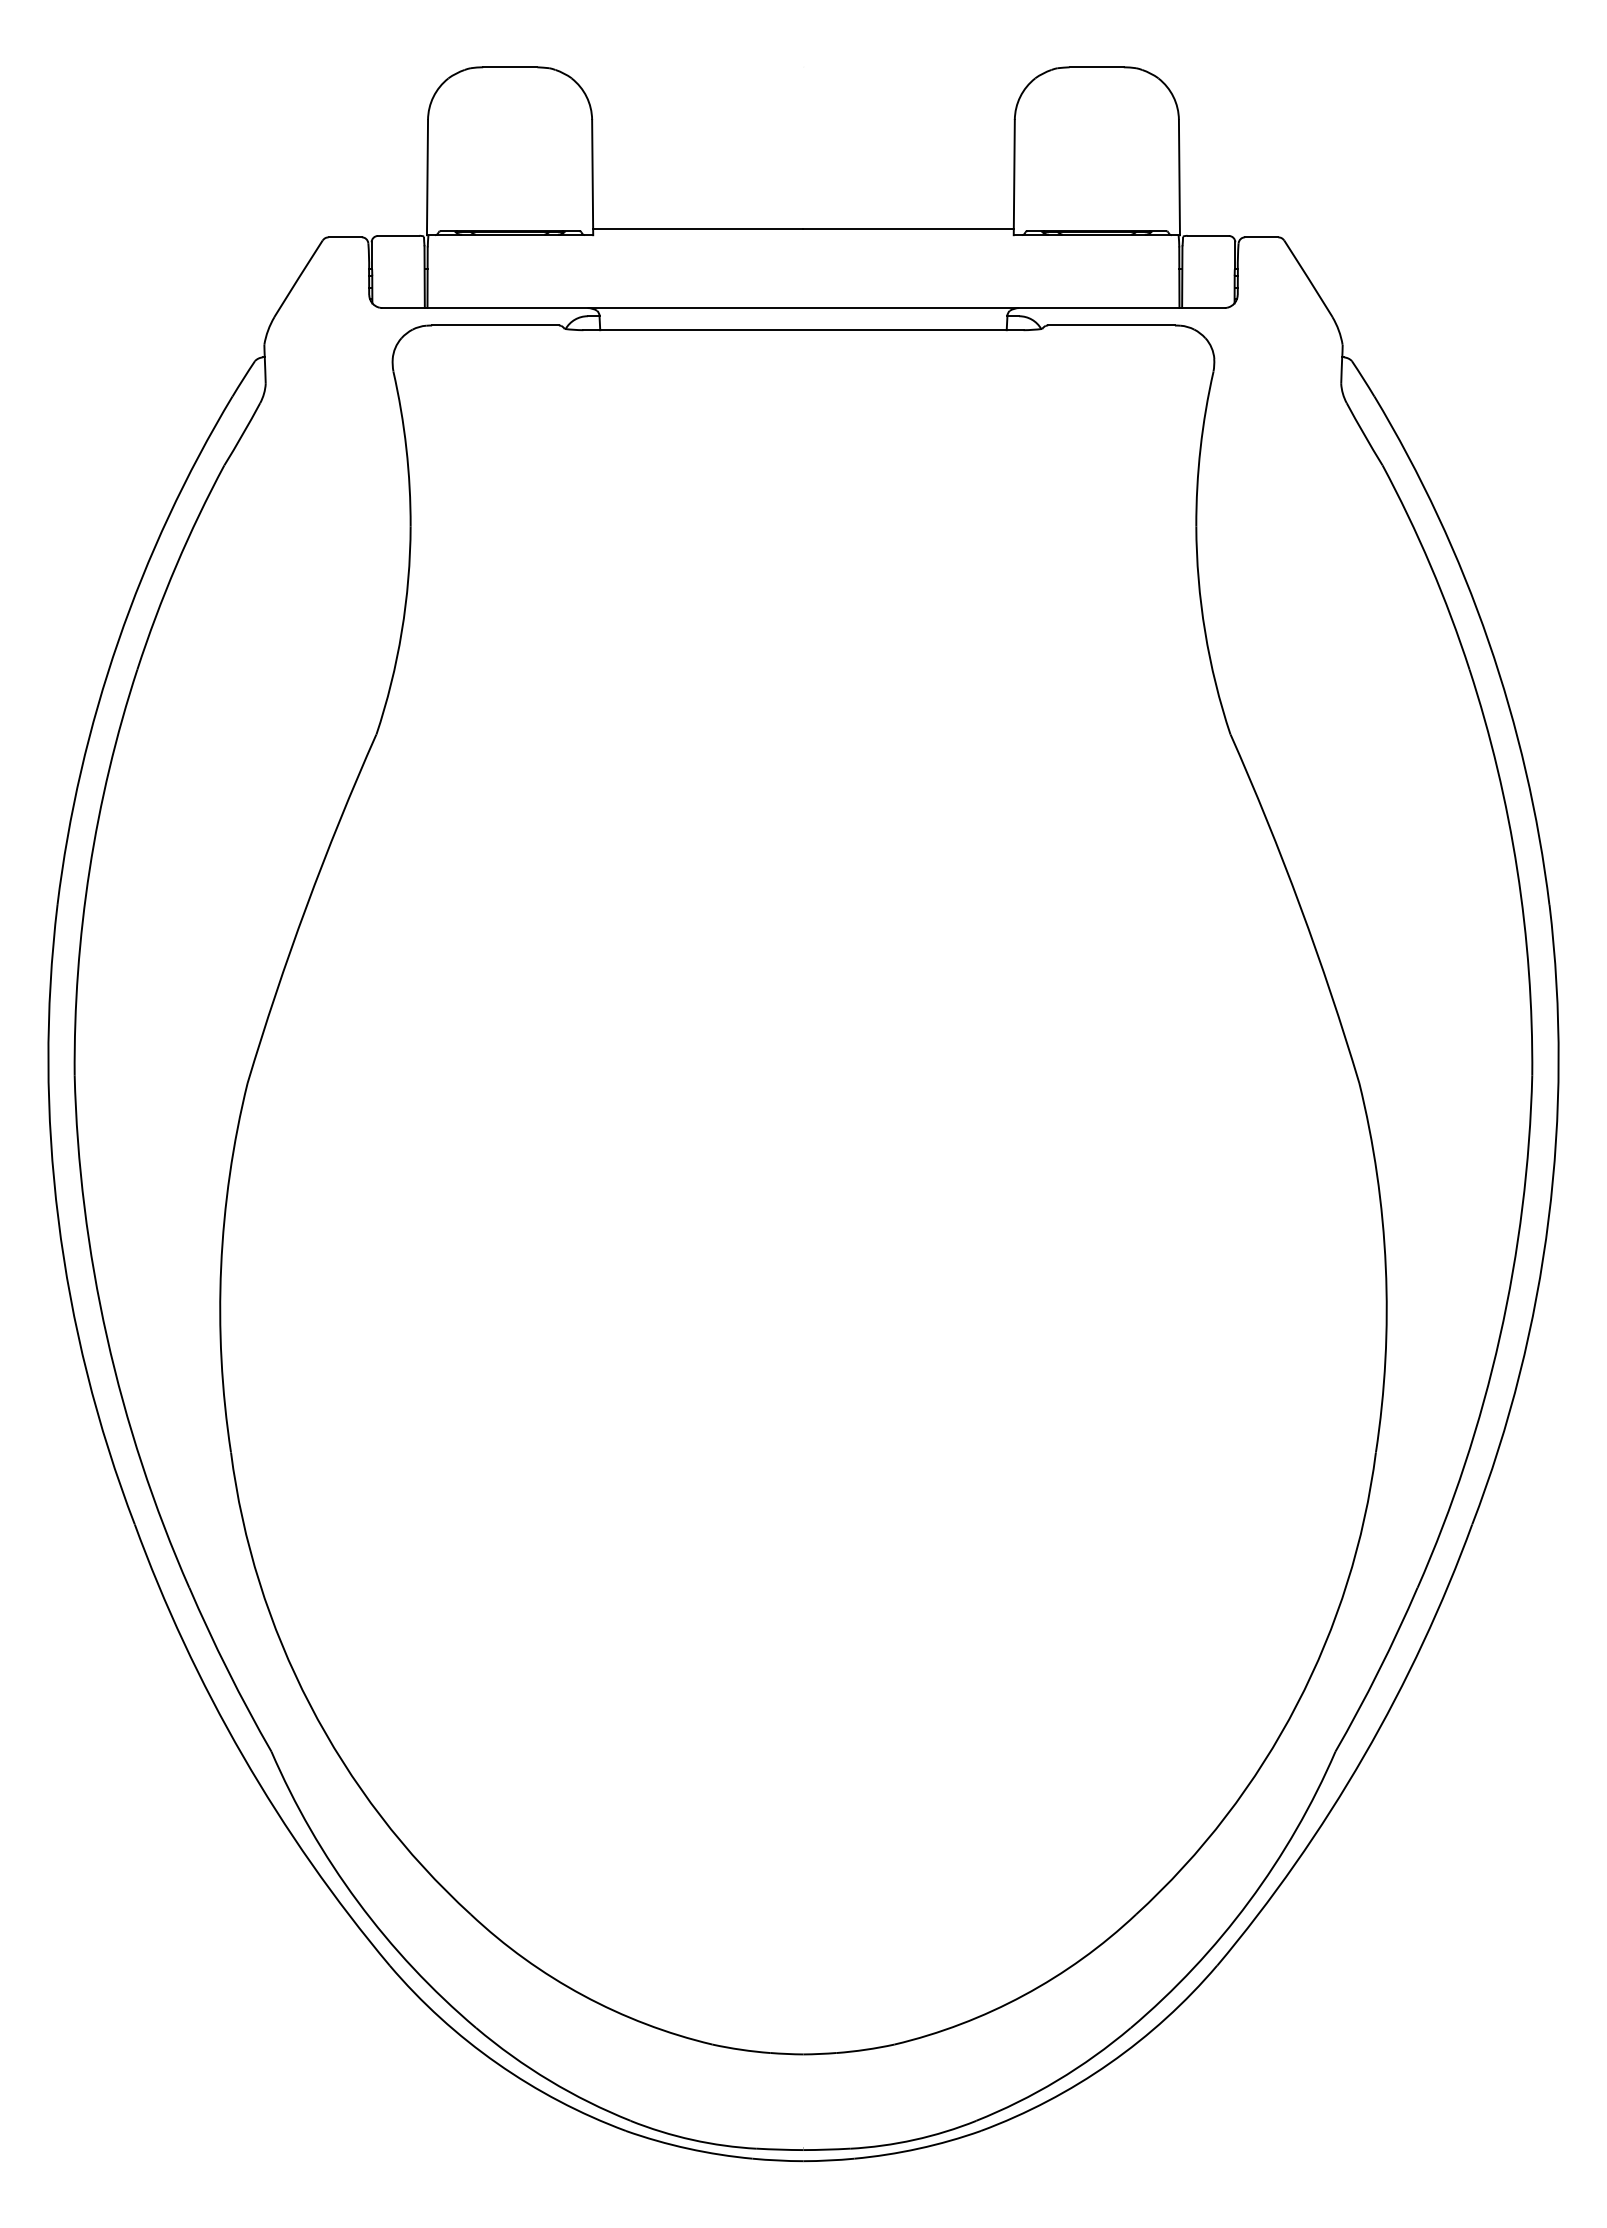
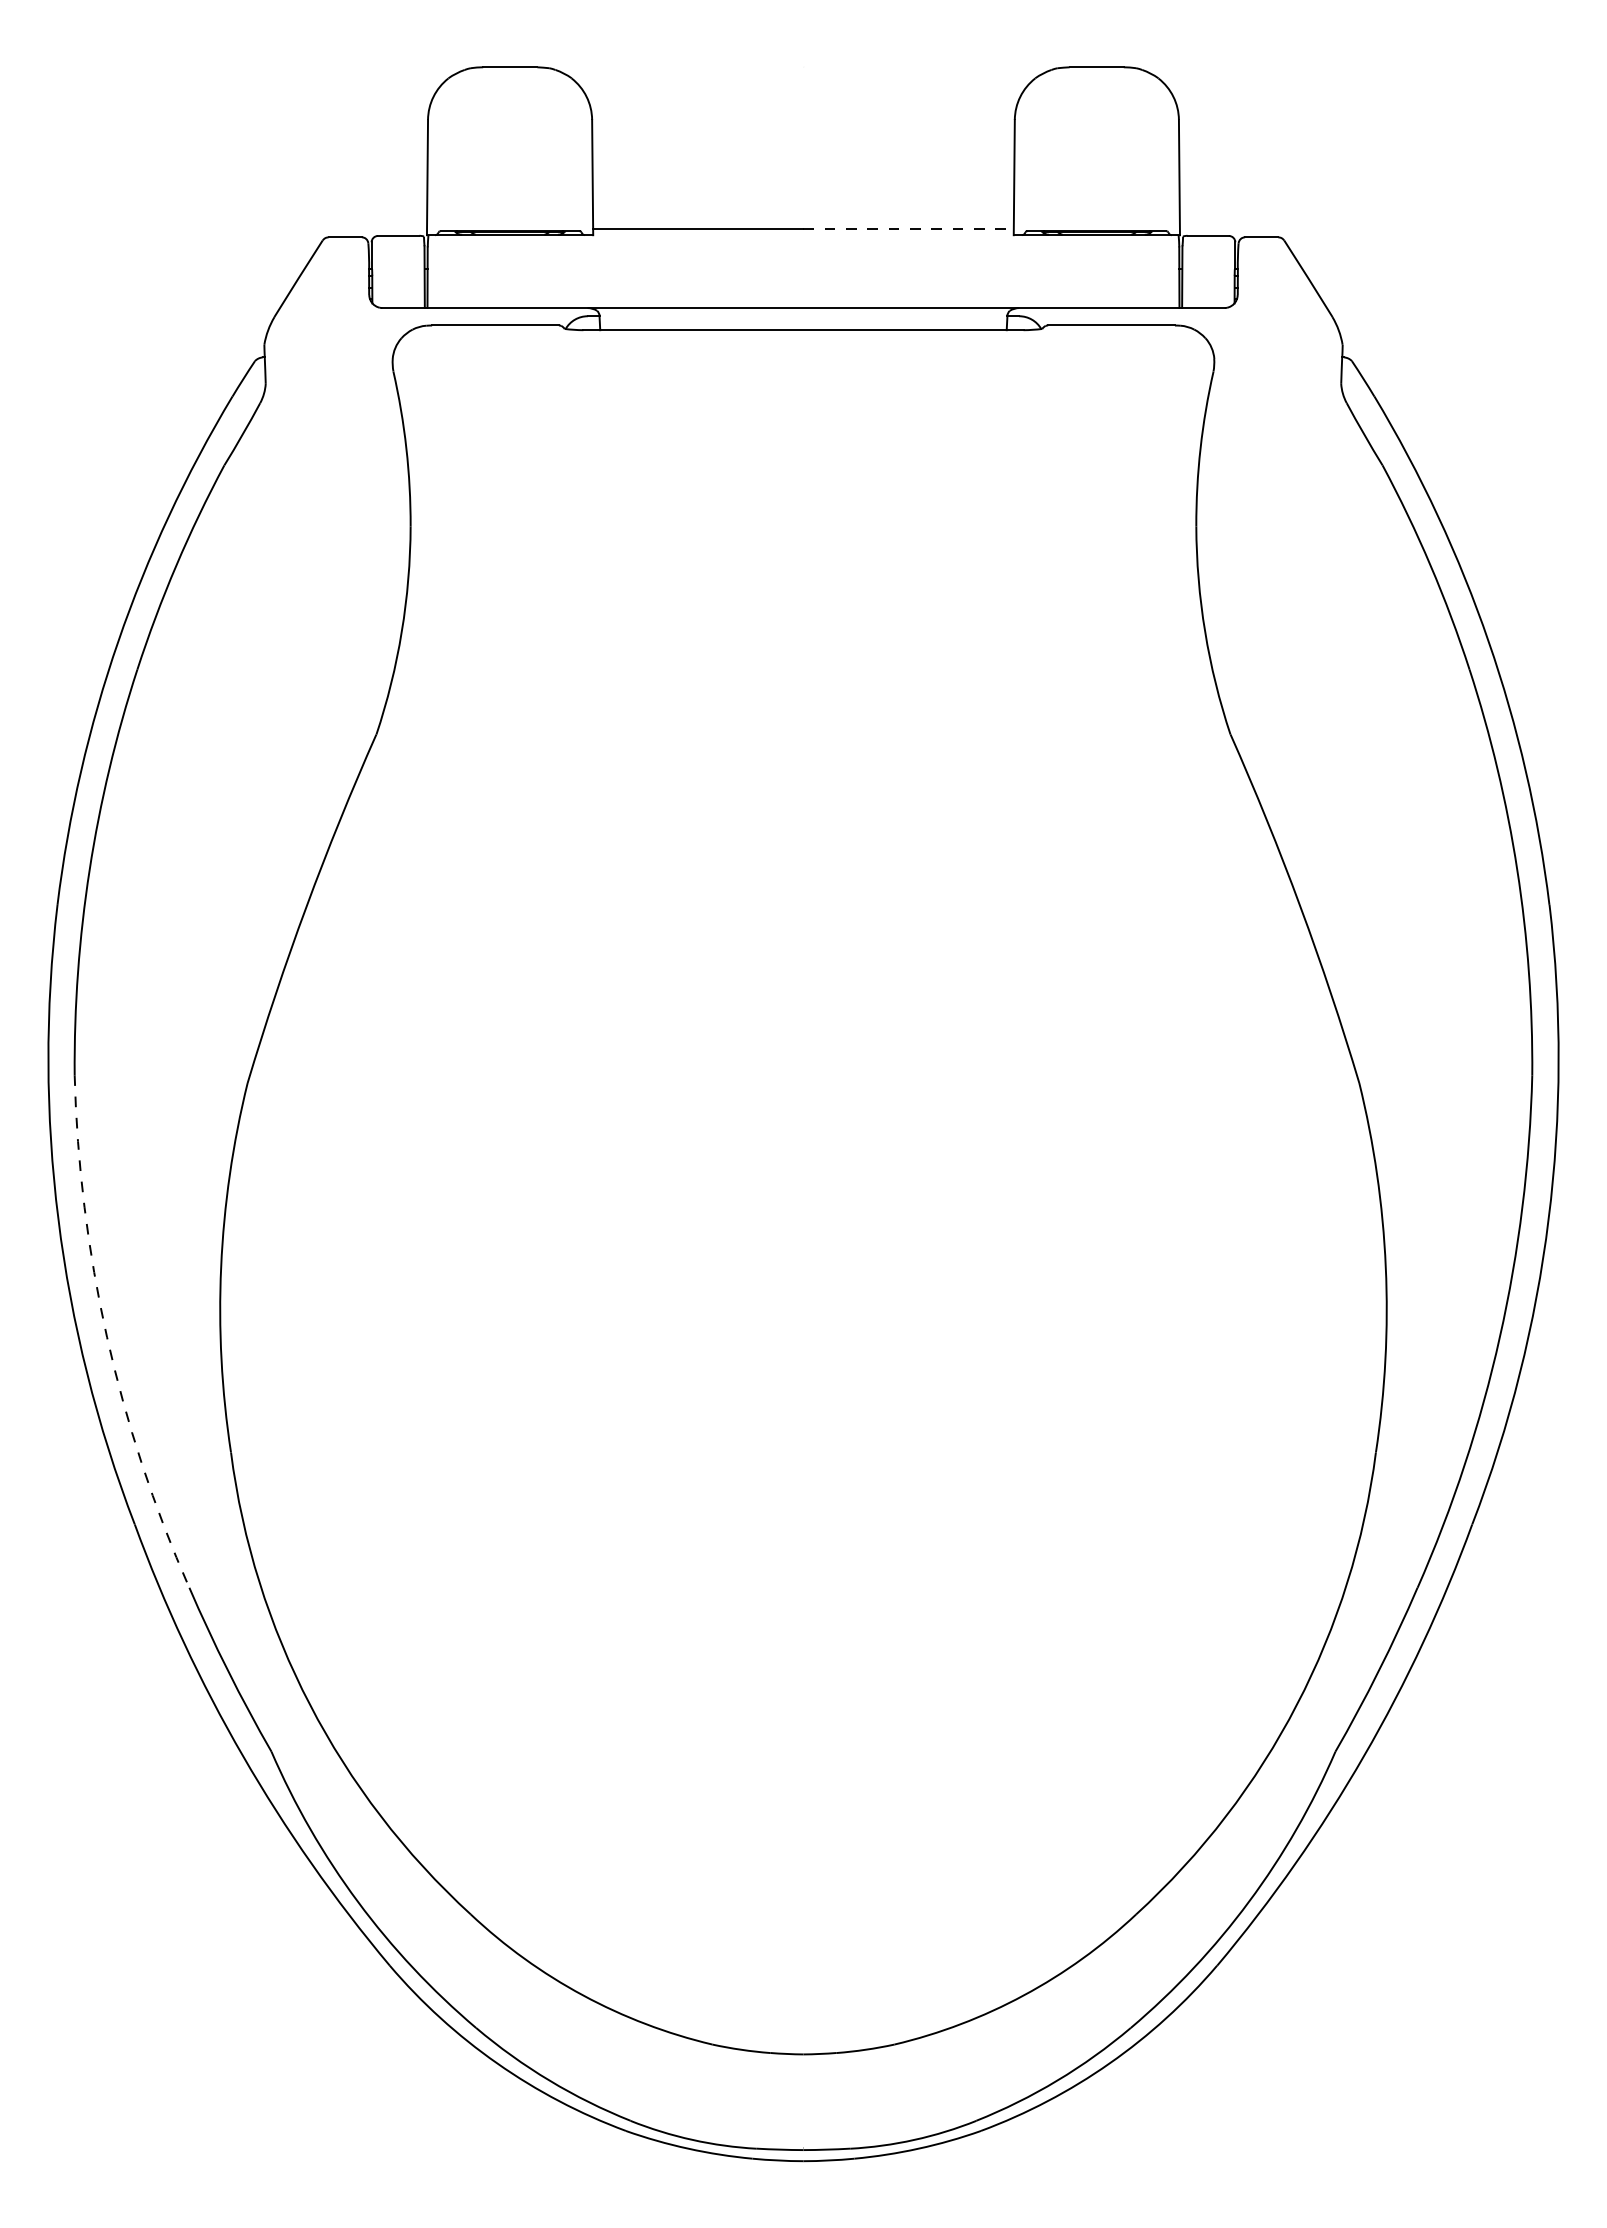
line: solid -> dashed (909, 229)
arc: solid -> dashed (107, 1337)
